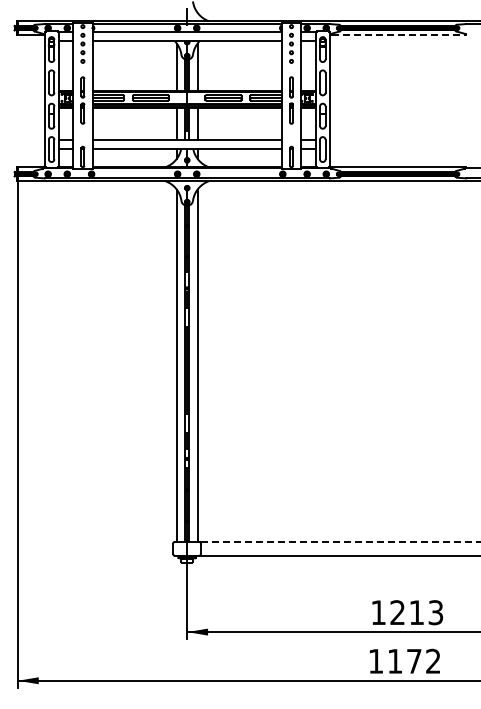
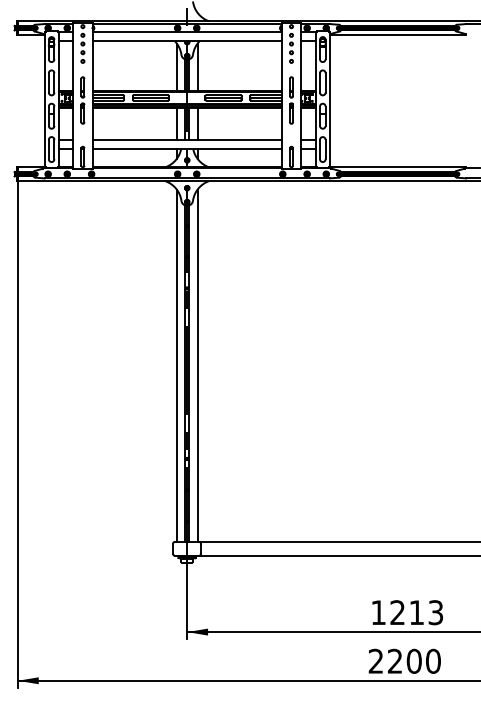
line: dashed -> solid (398, 35)
line: dashed -> solid (340, 541)
text: 1172 -> 2200 (404, 660)
